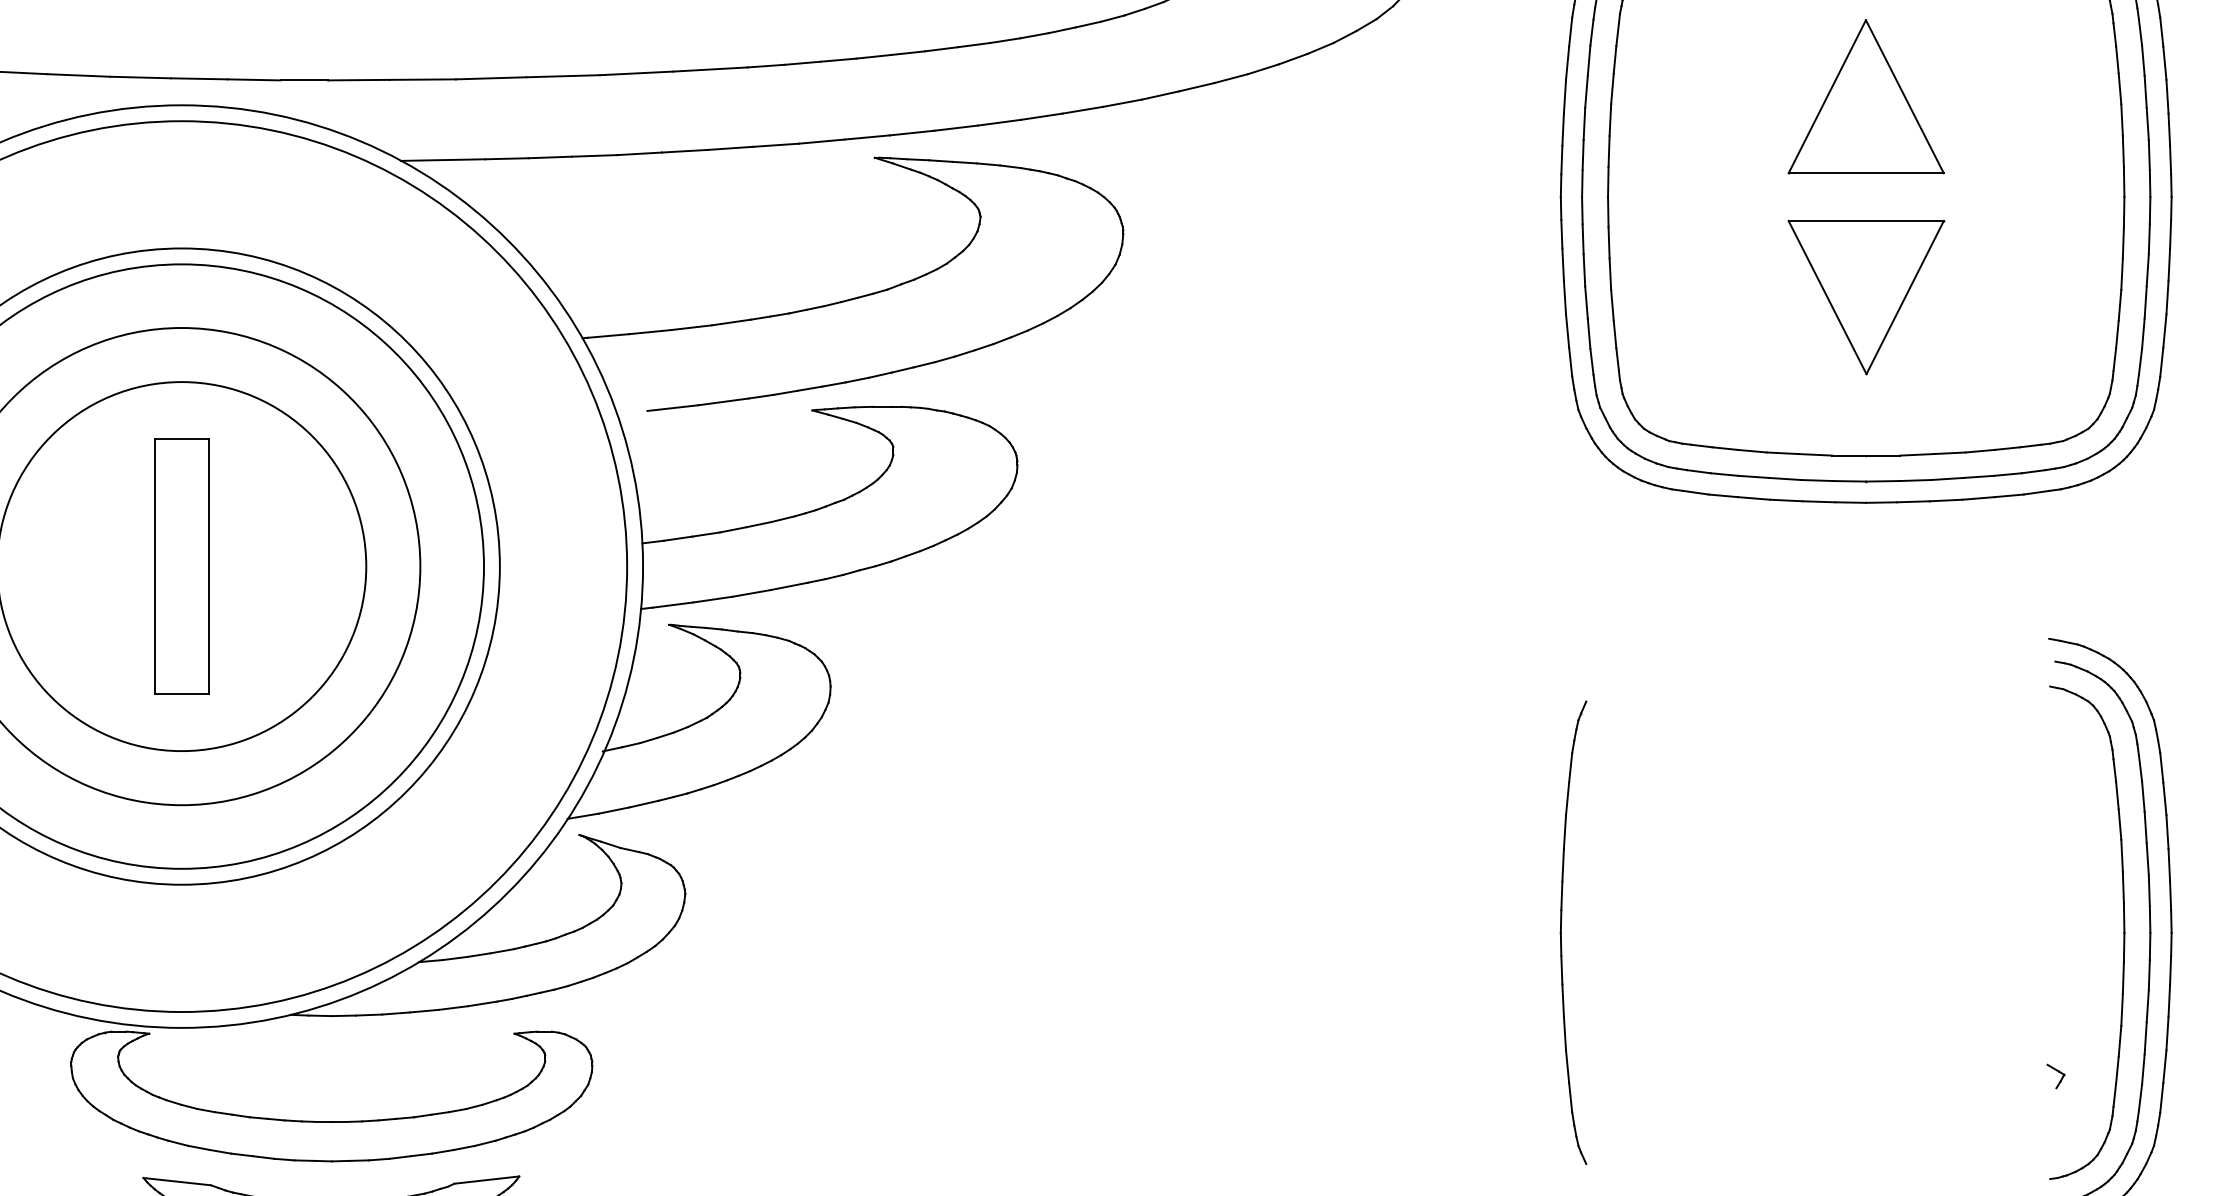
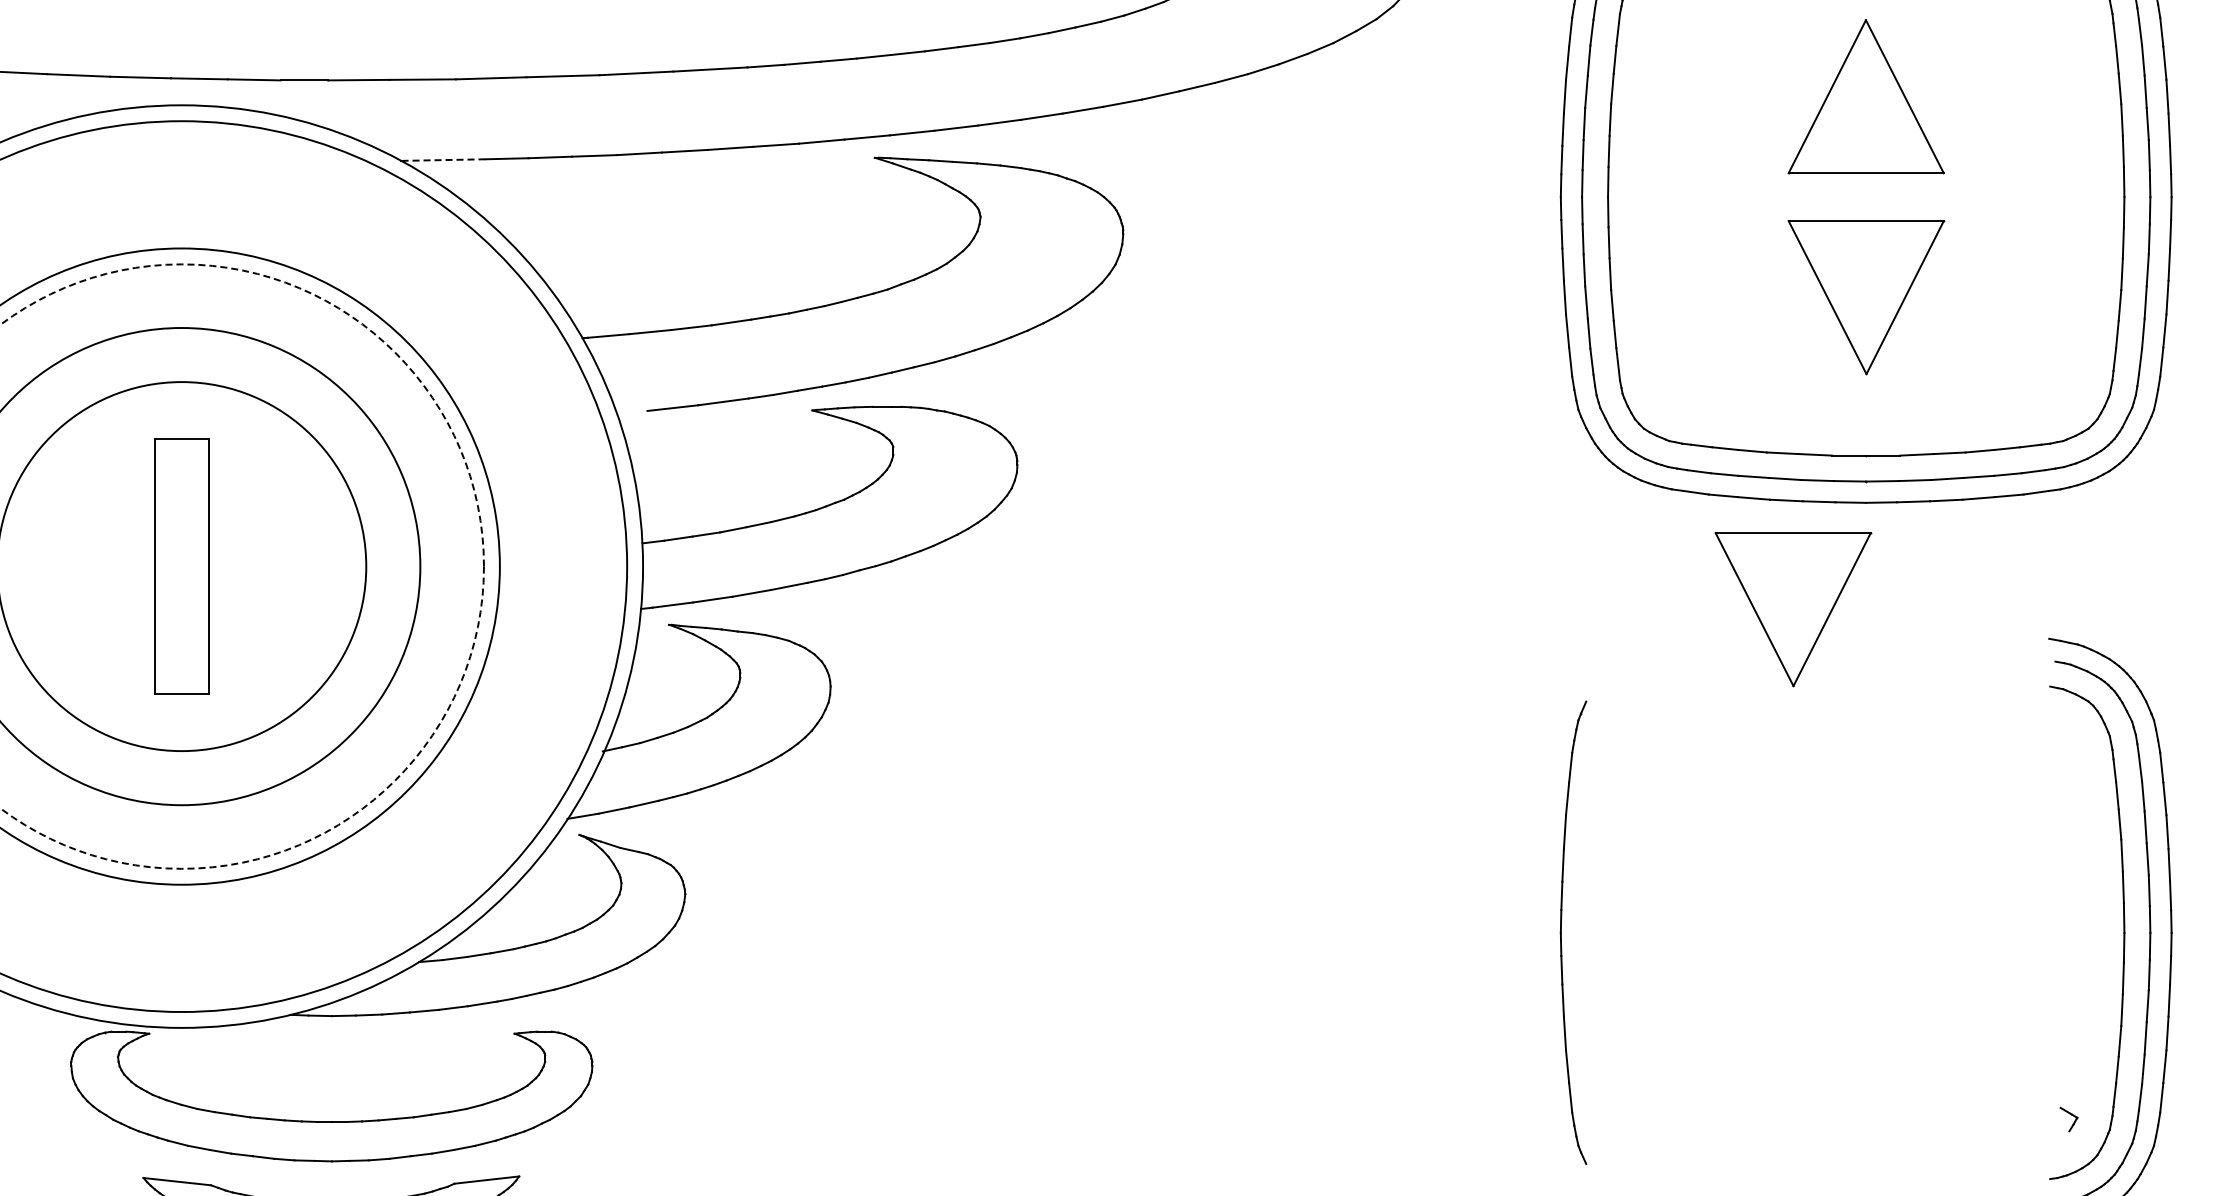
line: solid -> dashed (444, 160)
circle: solid -> dashed (241, 566)
part: none -> present (1793, 609)
part position: (2055, 1076) -> (2068, 1119) (2068, 1119)
